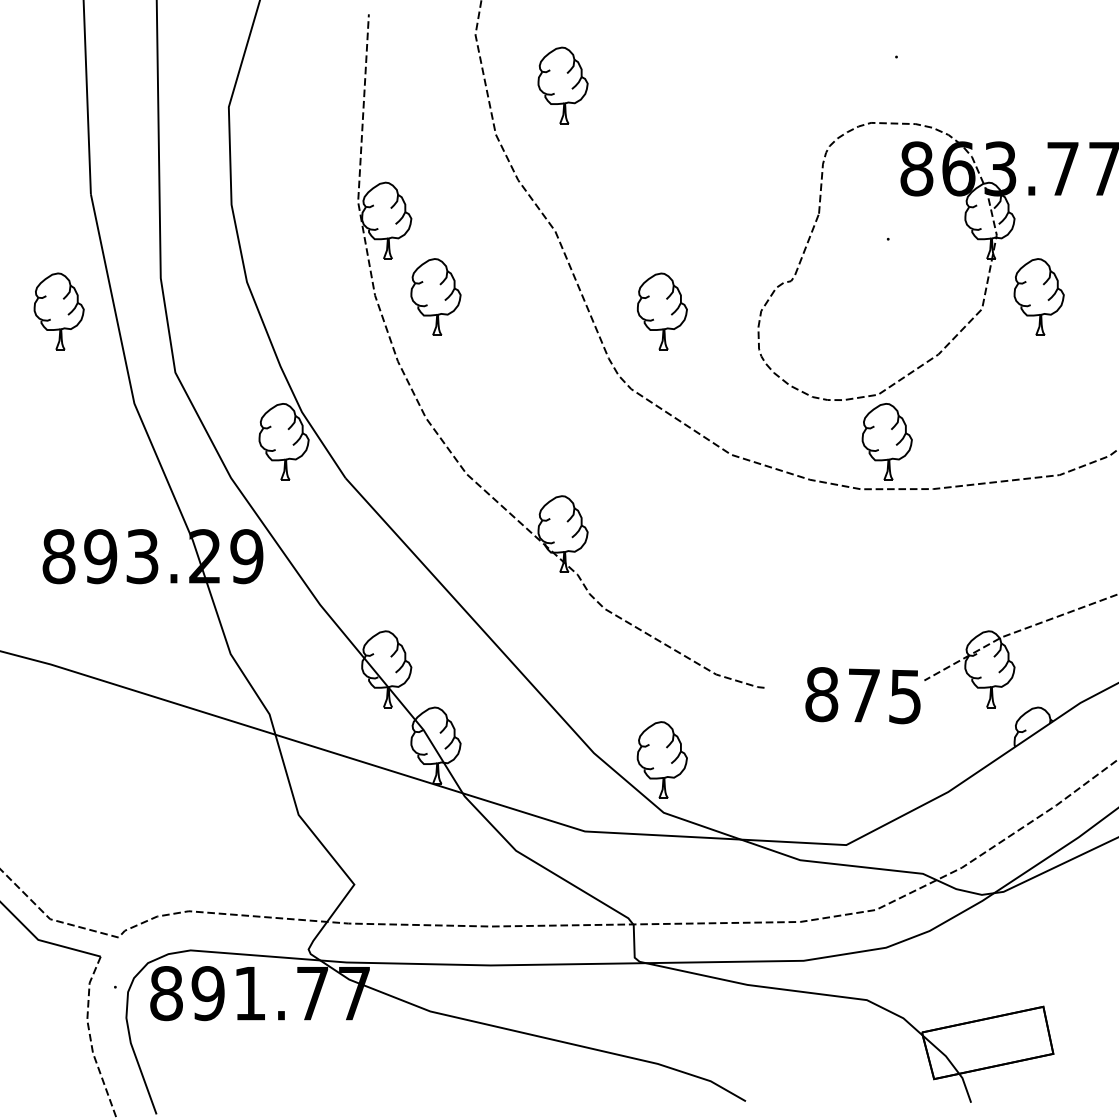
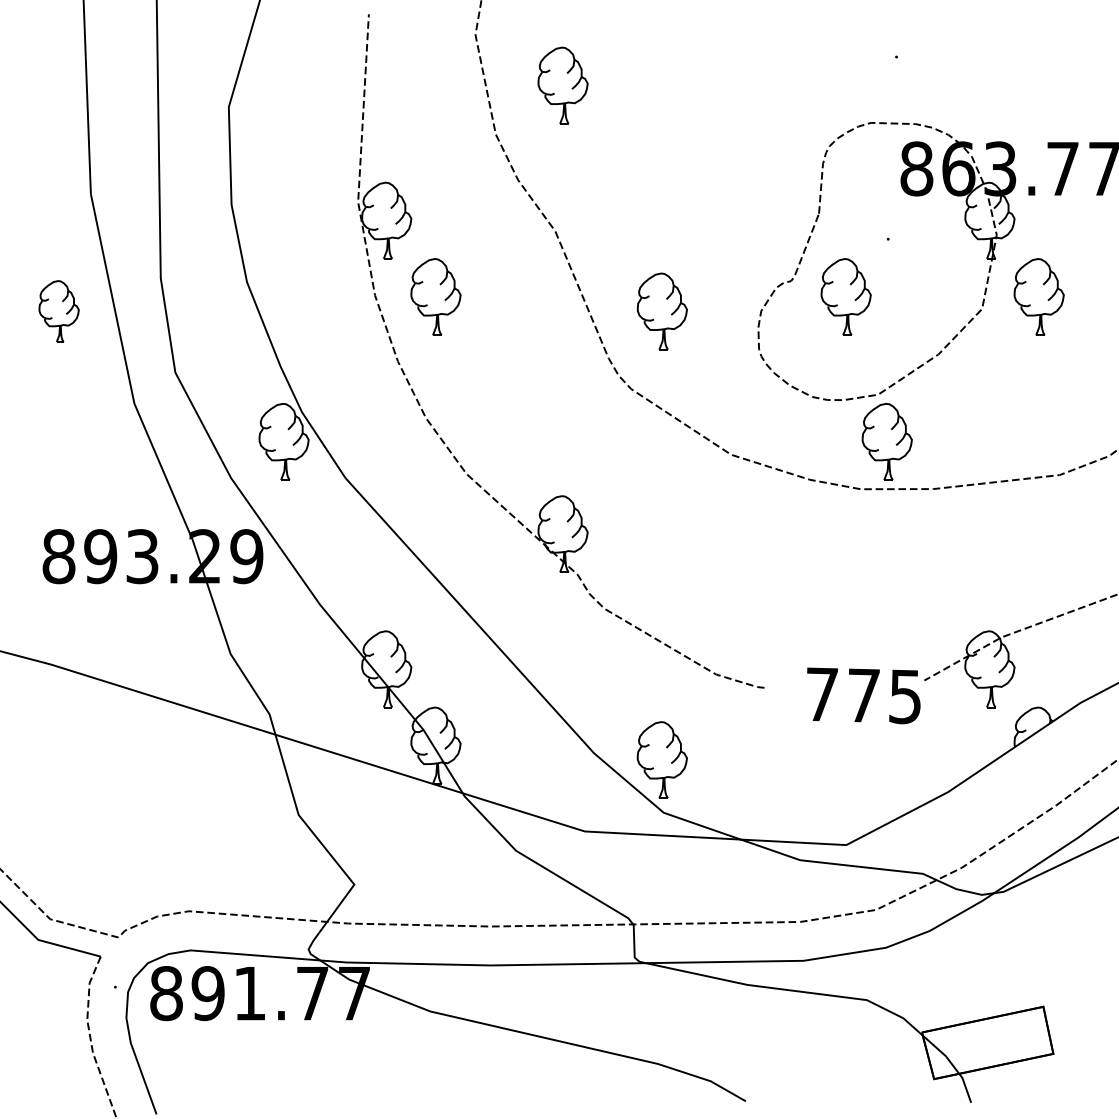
part: none -> present (845, 296)
part size: 52x79 px -> 42x63 px (58, 311)
text: 875 -> 775 (821, 694)
